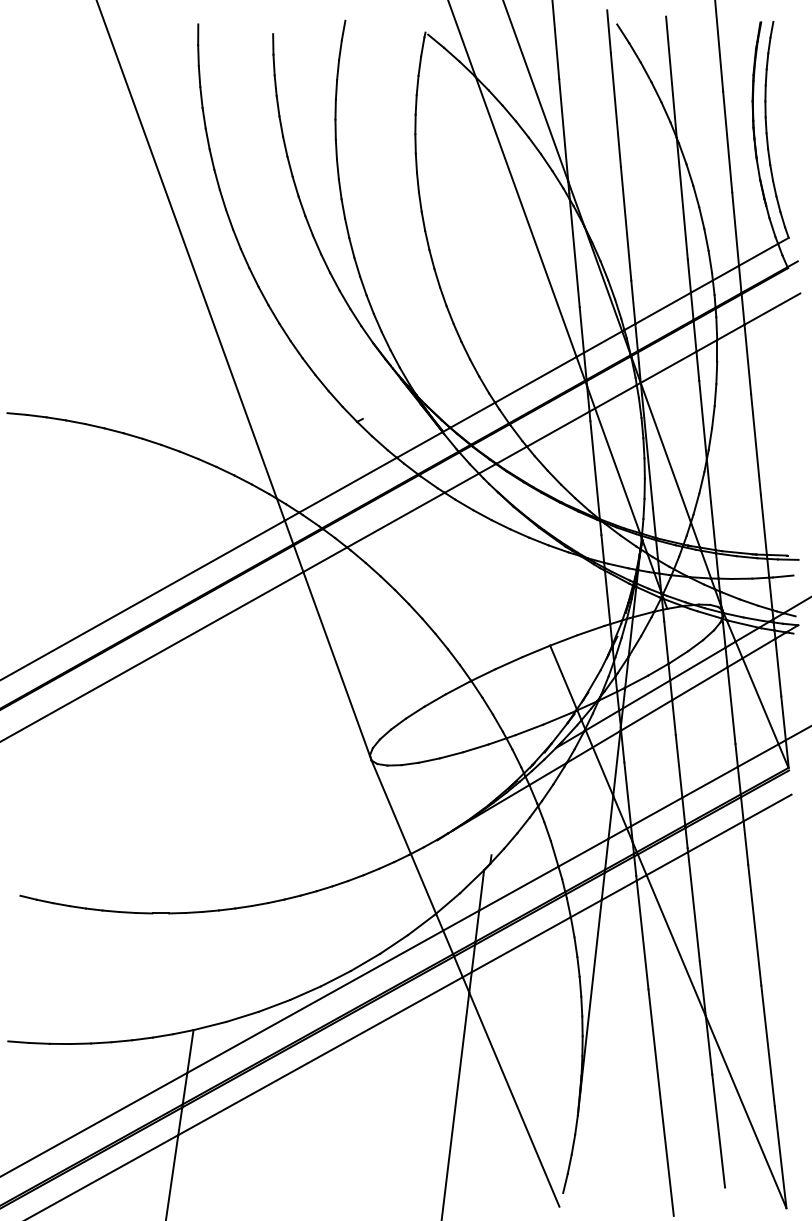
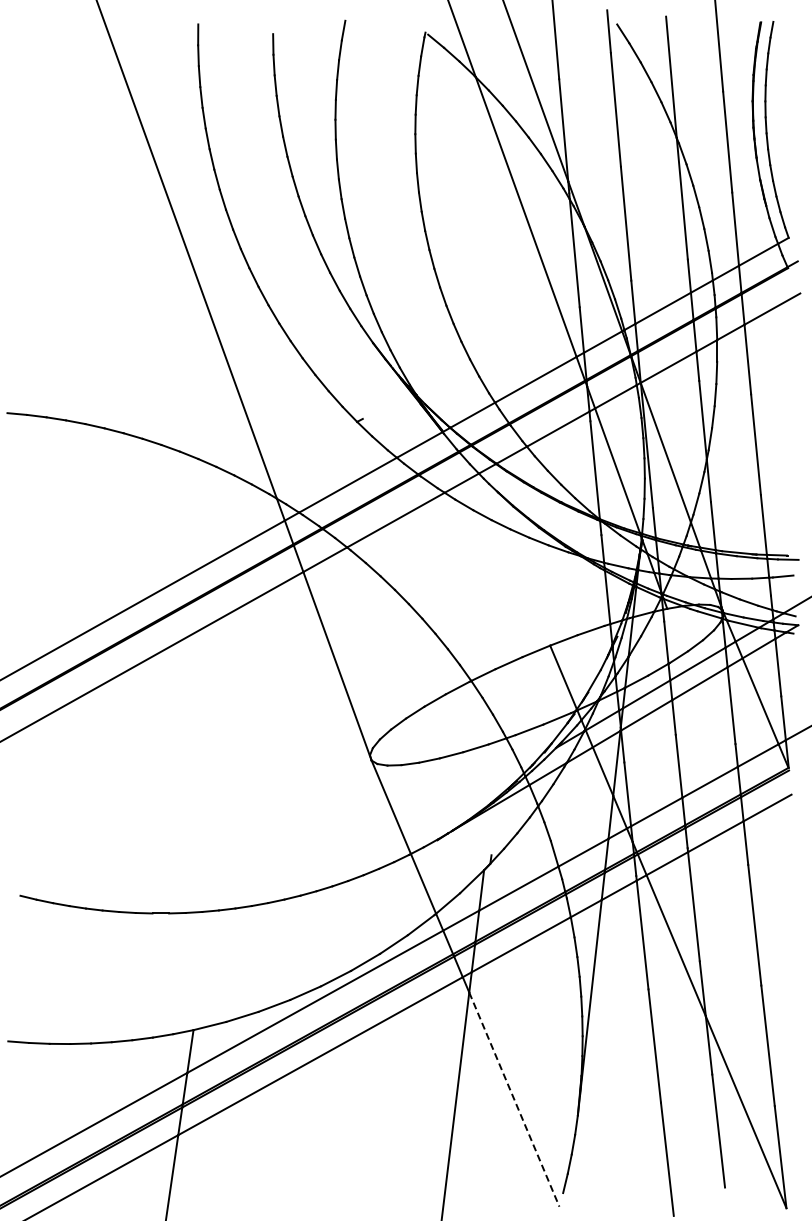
line: solid -> dashed (514, 1100)
